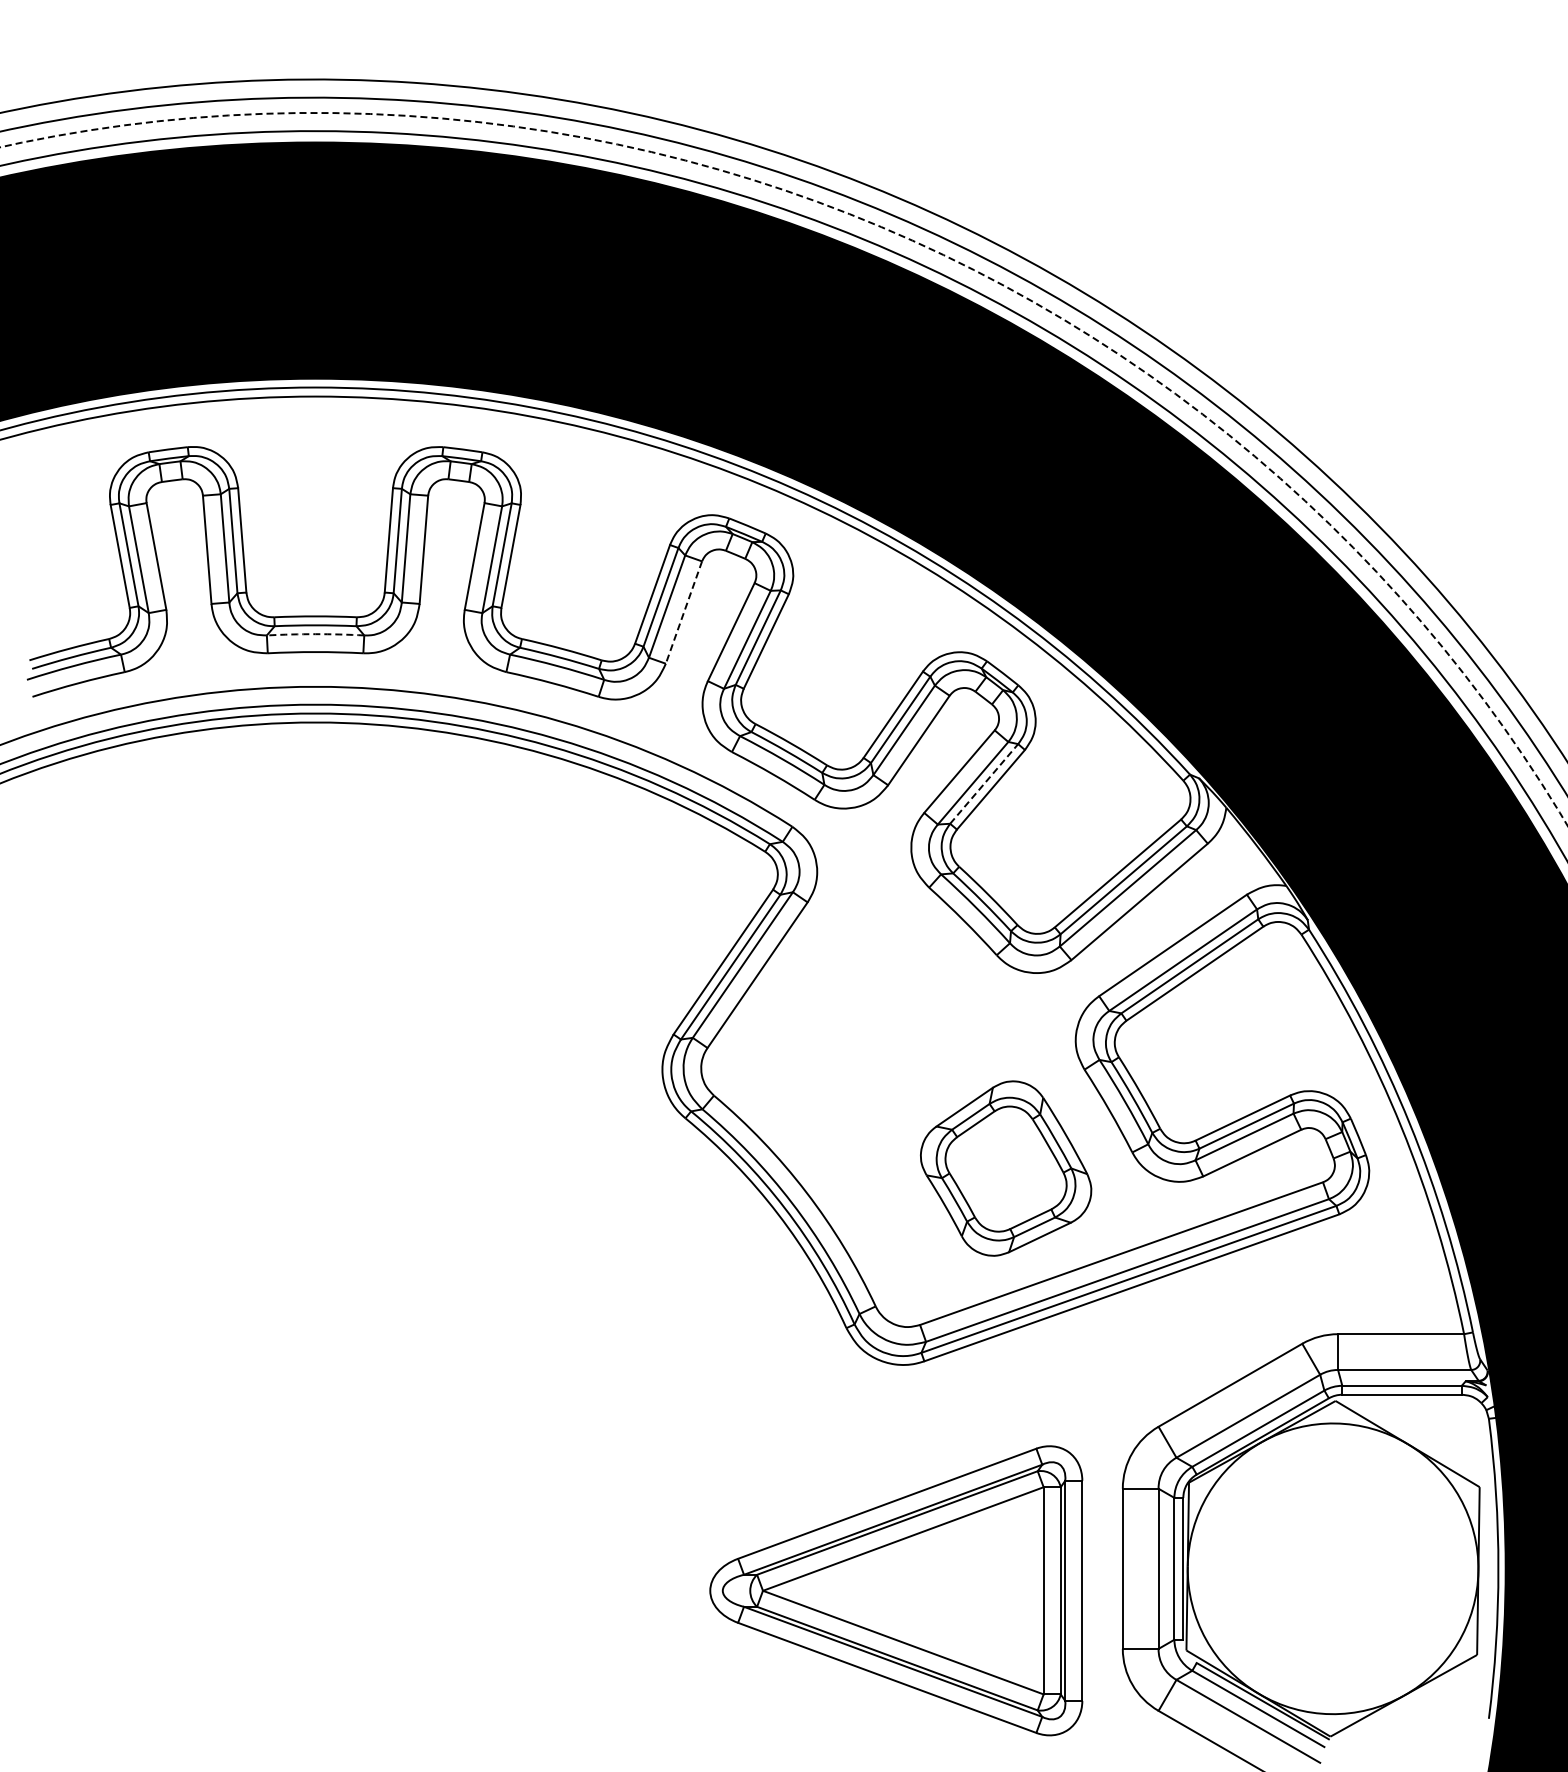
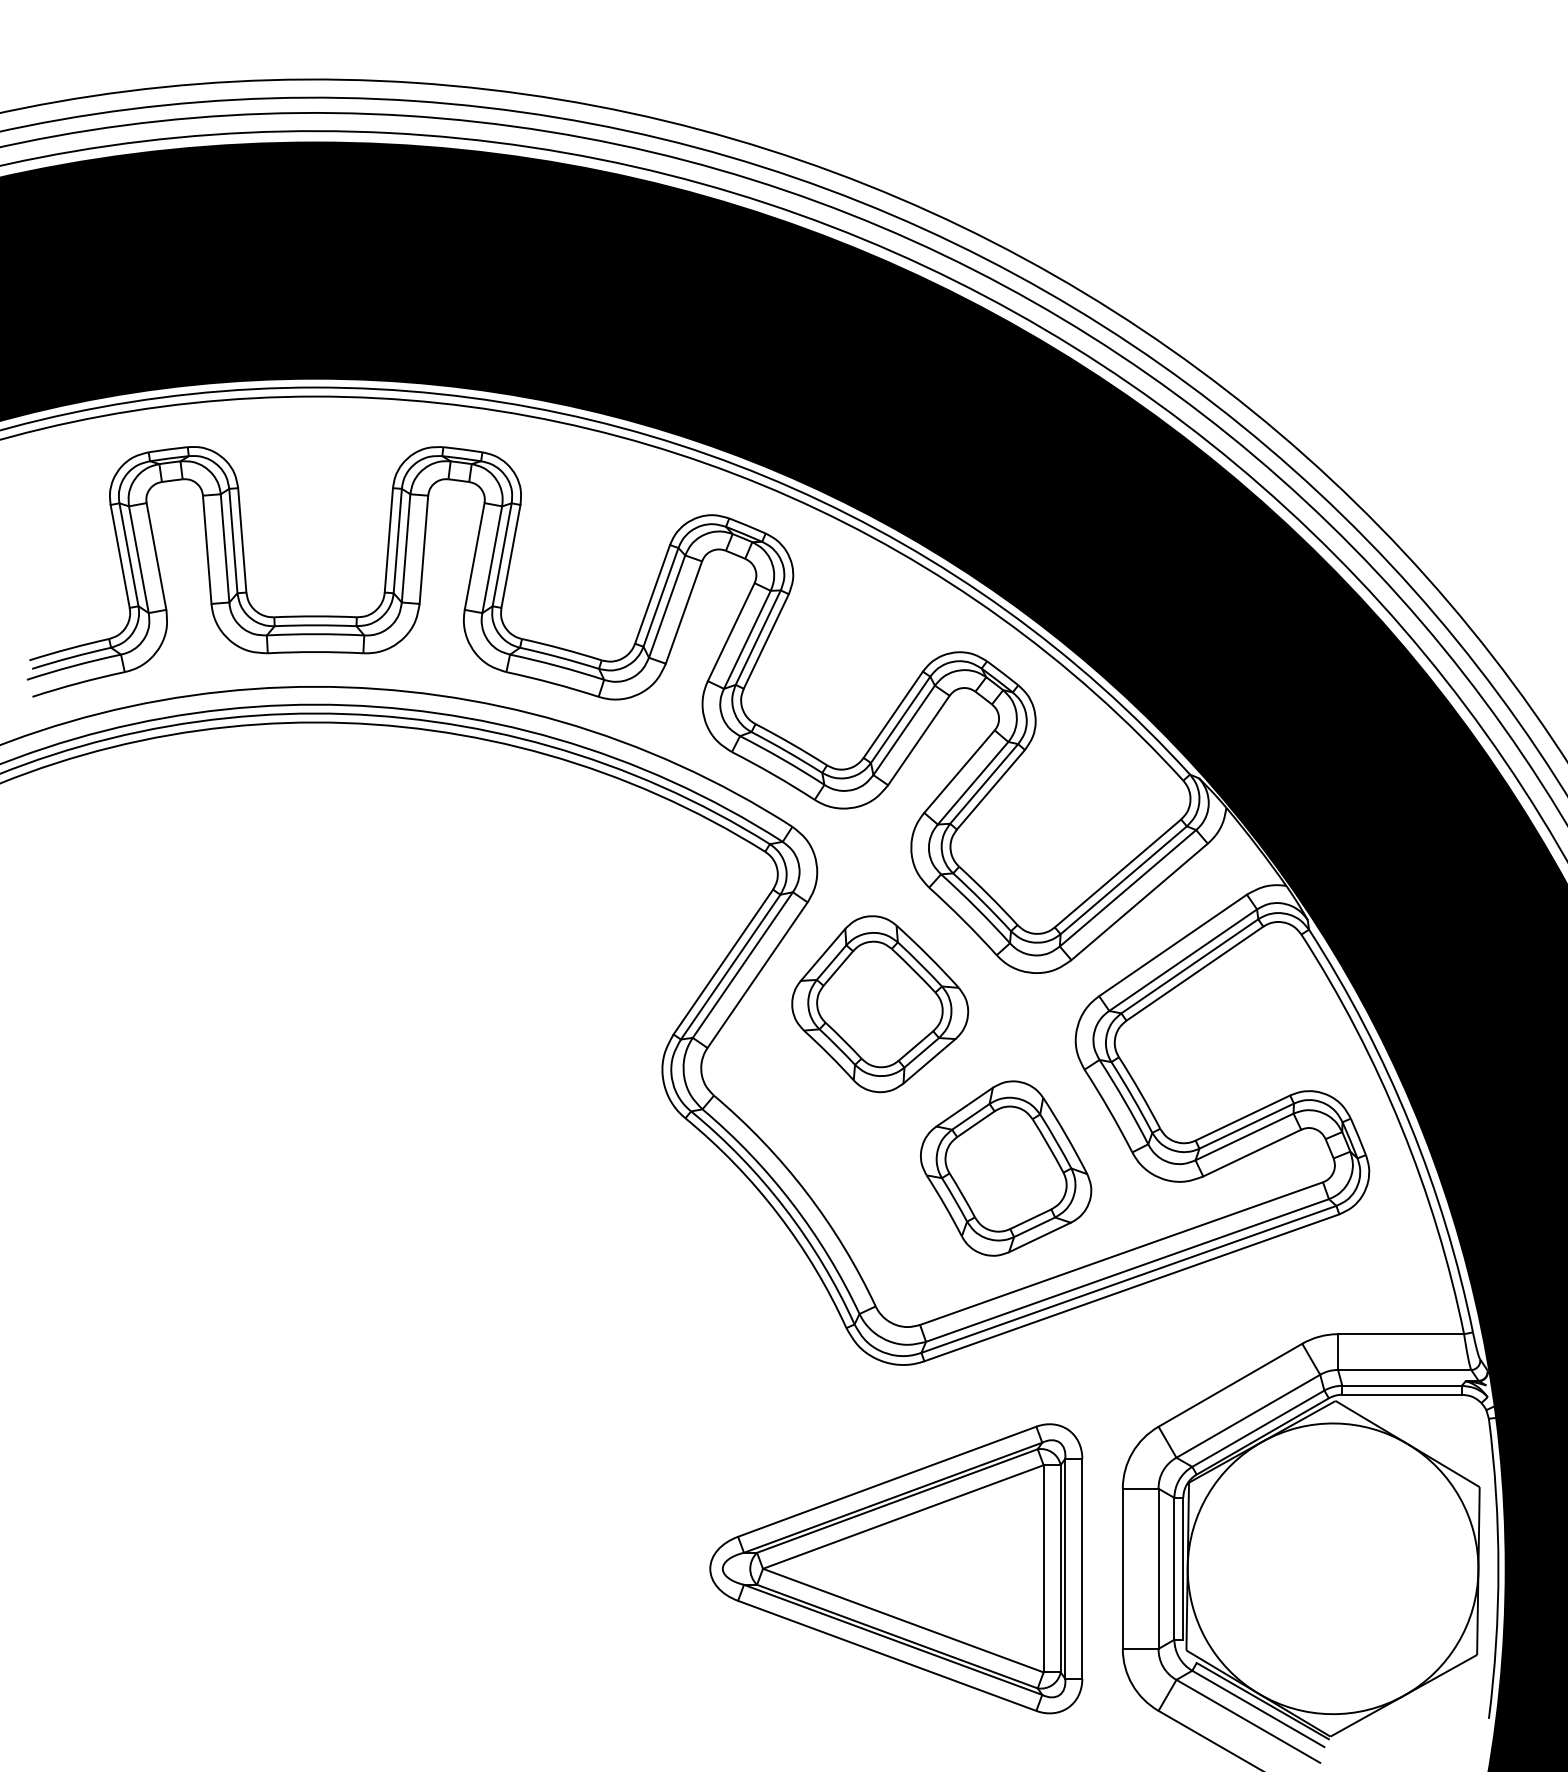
arc: dashed -> solid (893, 232)
line: dashed -> solid (683, 613)
arc: dashed -> solid (315, 634)
line: dashed -> solid (984, 783)
part: none -> present (880, 1004)
part position: (896, 1590) -> (896, 1568) (896, 1568)
